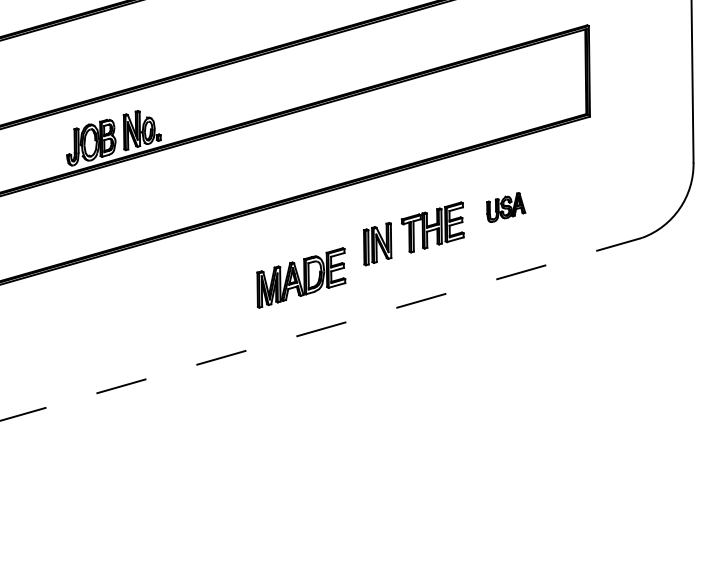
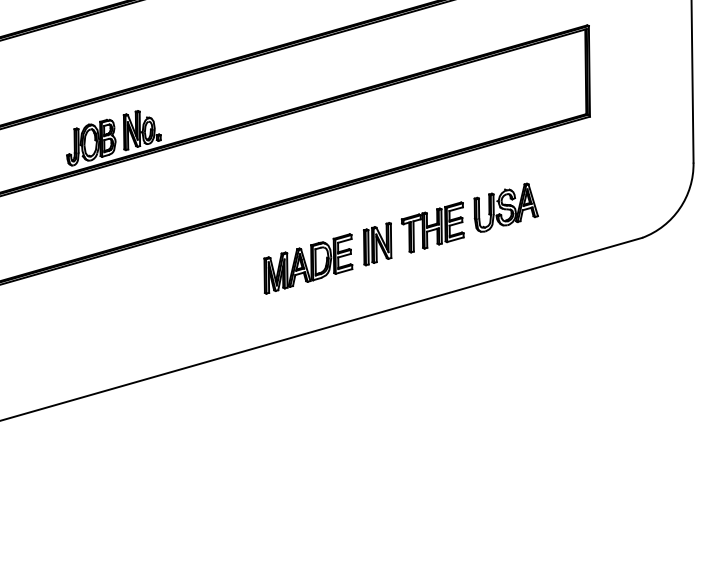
part size: 41x31 px -> 66x51 px (505, 207)
part position: (301, 277) -> (308, 263) (308, 263)
line: dashed -> solid (321, 329)
